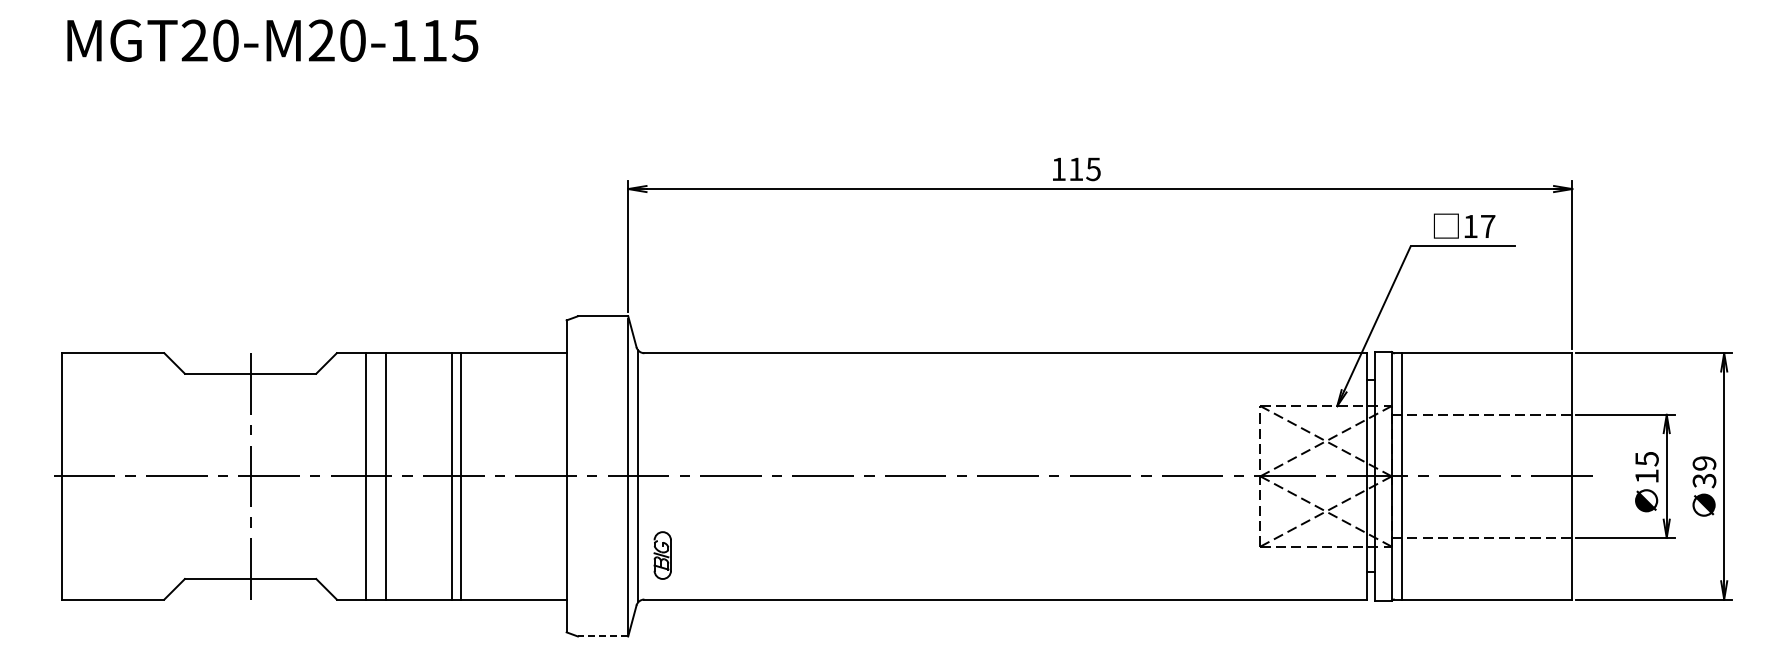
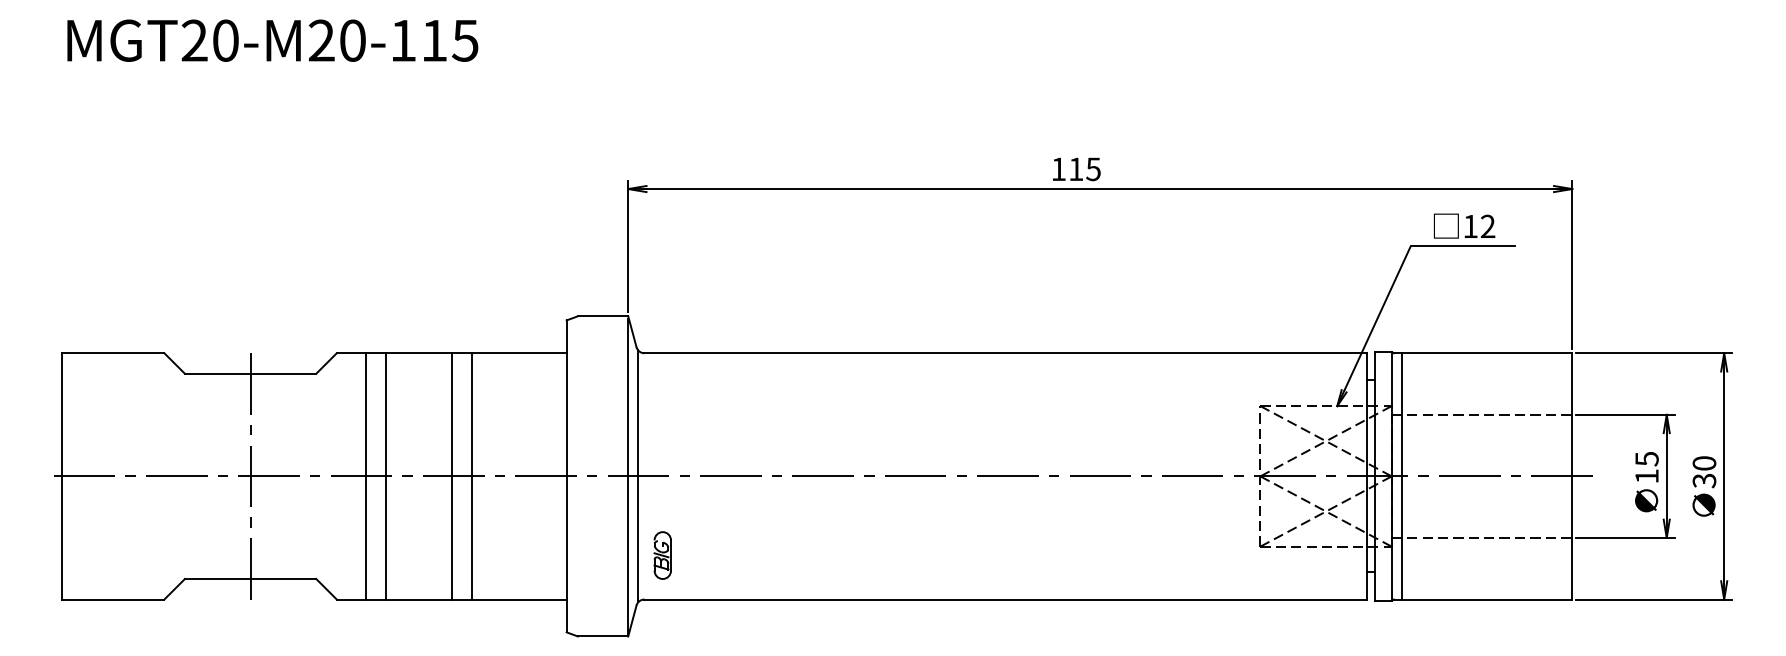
text: 17 -> 12 (1487, 225)
text: 39 -> 30 (1704, 463)
line position: (461, 476) -> (472, 476) (472, 476)
line: dashed -> solid (602, 636)
